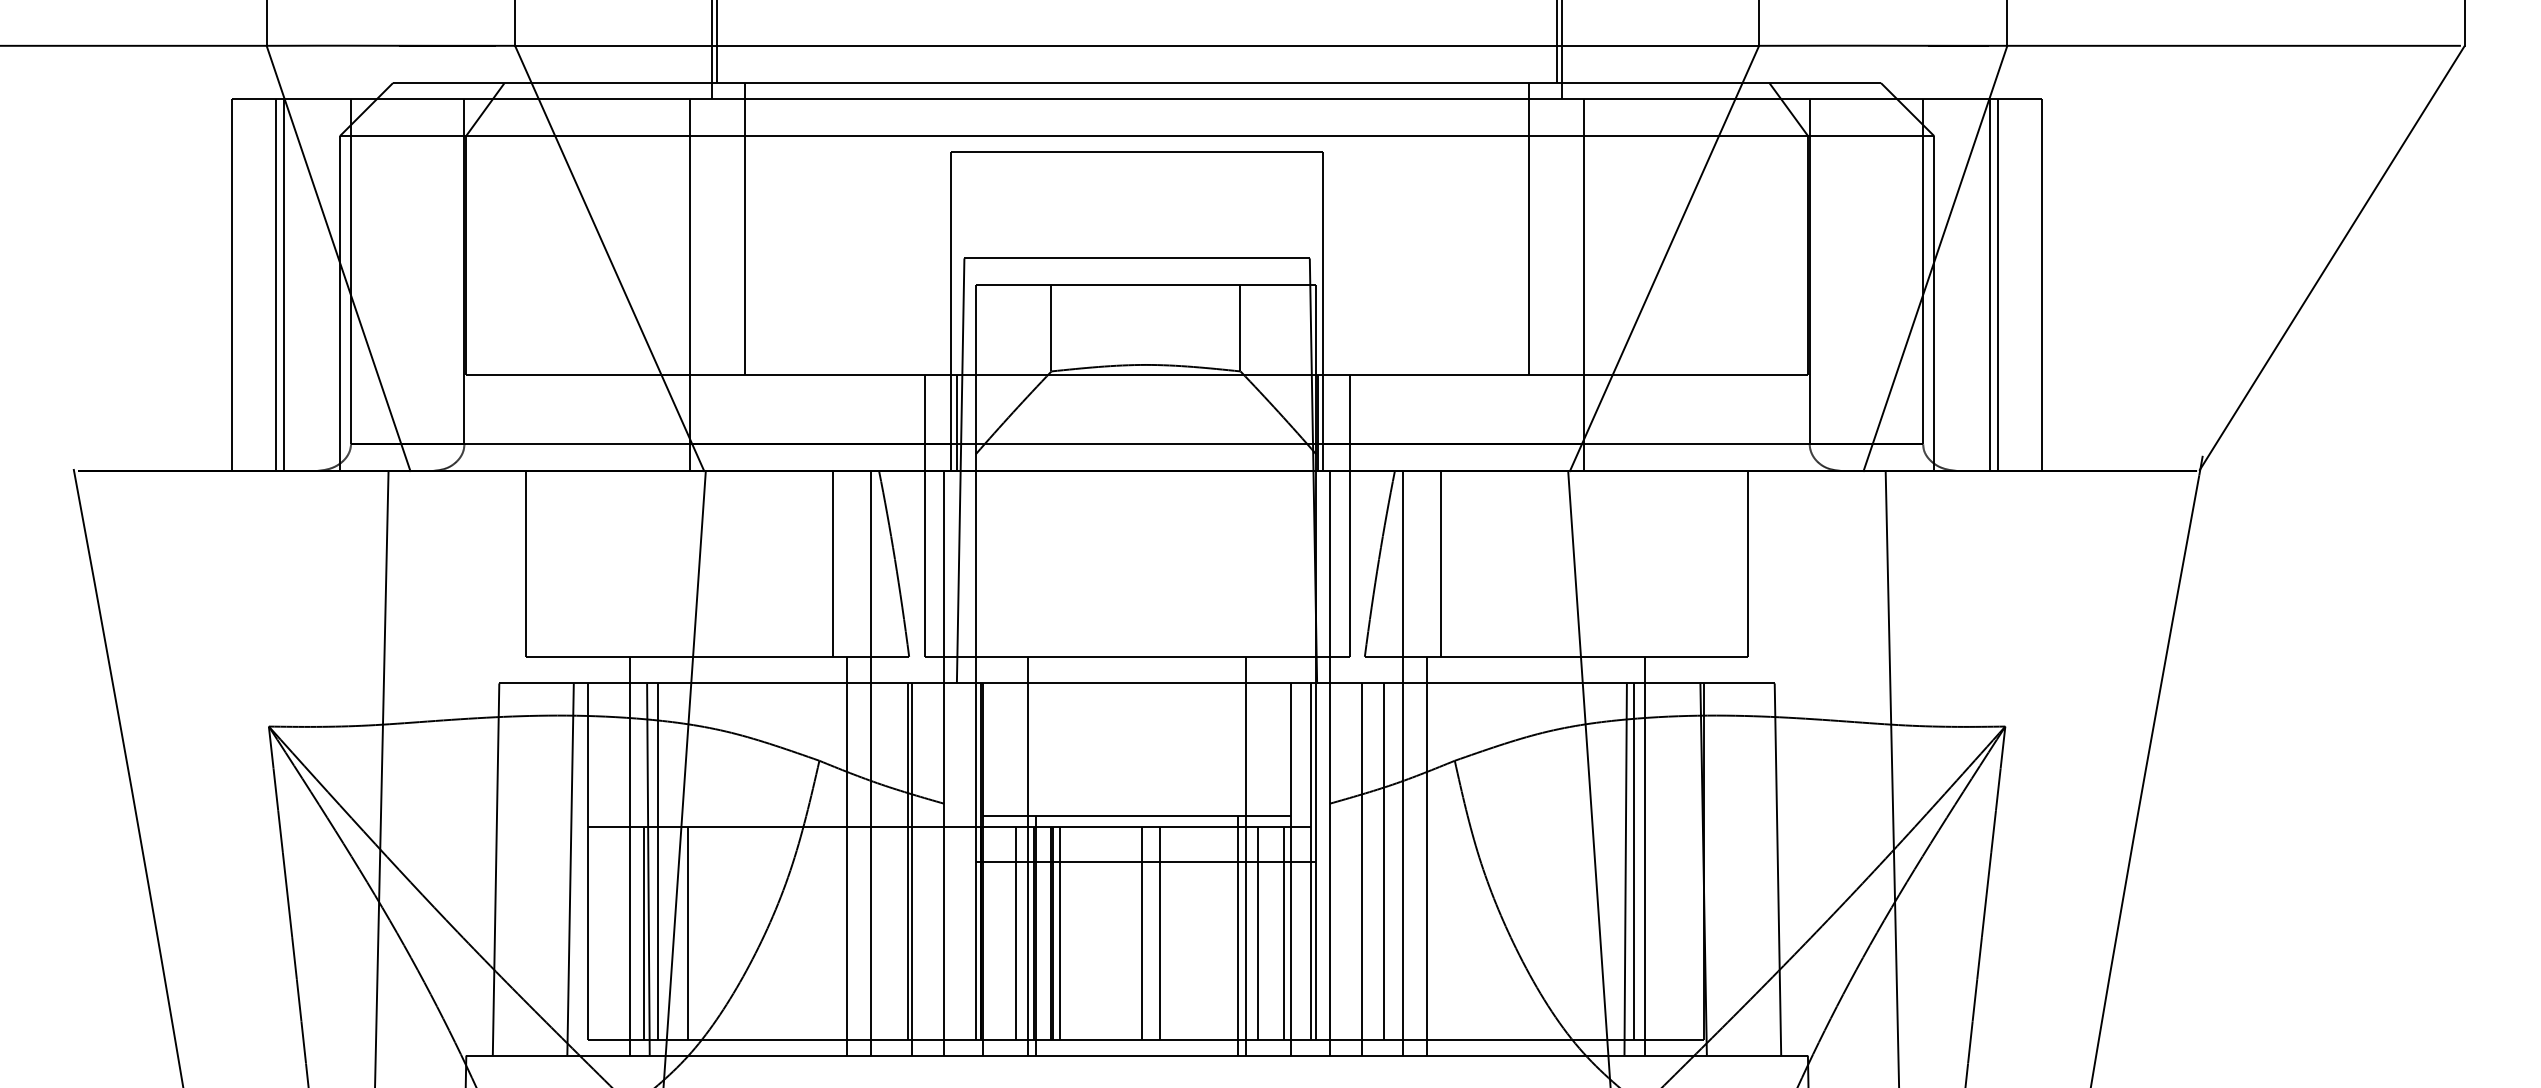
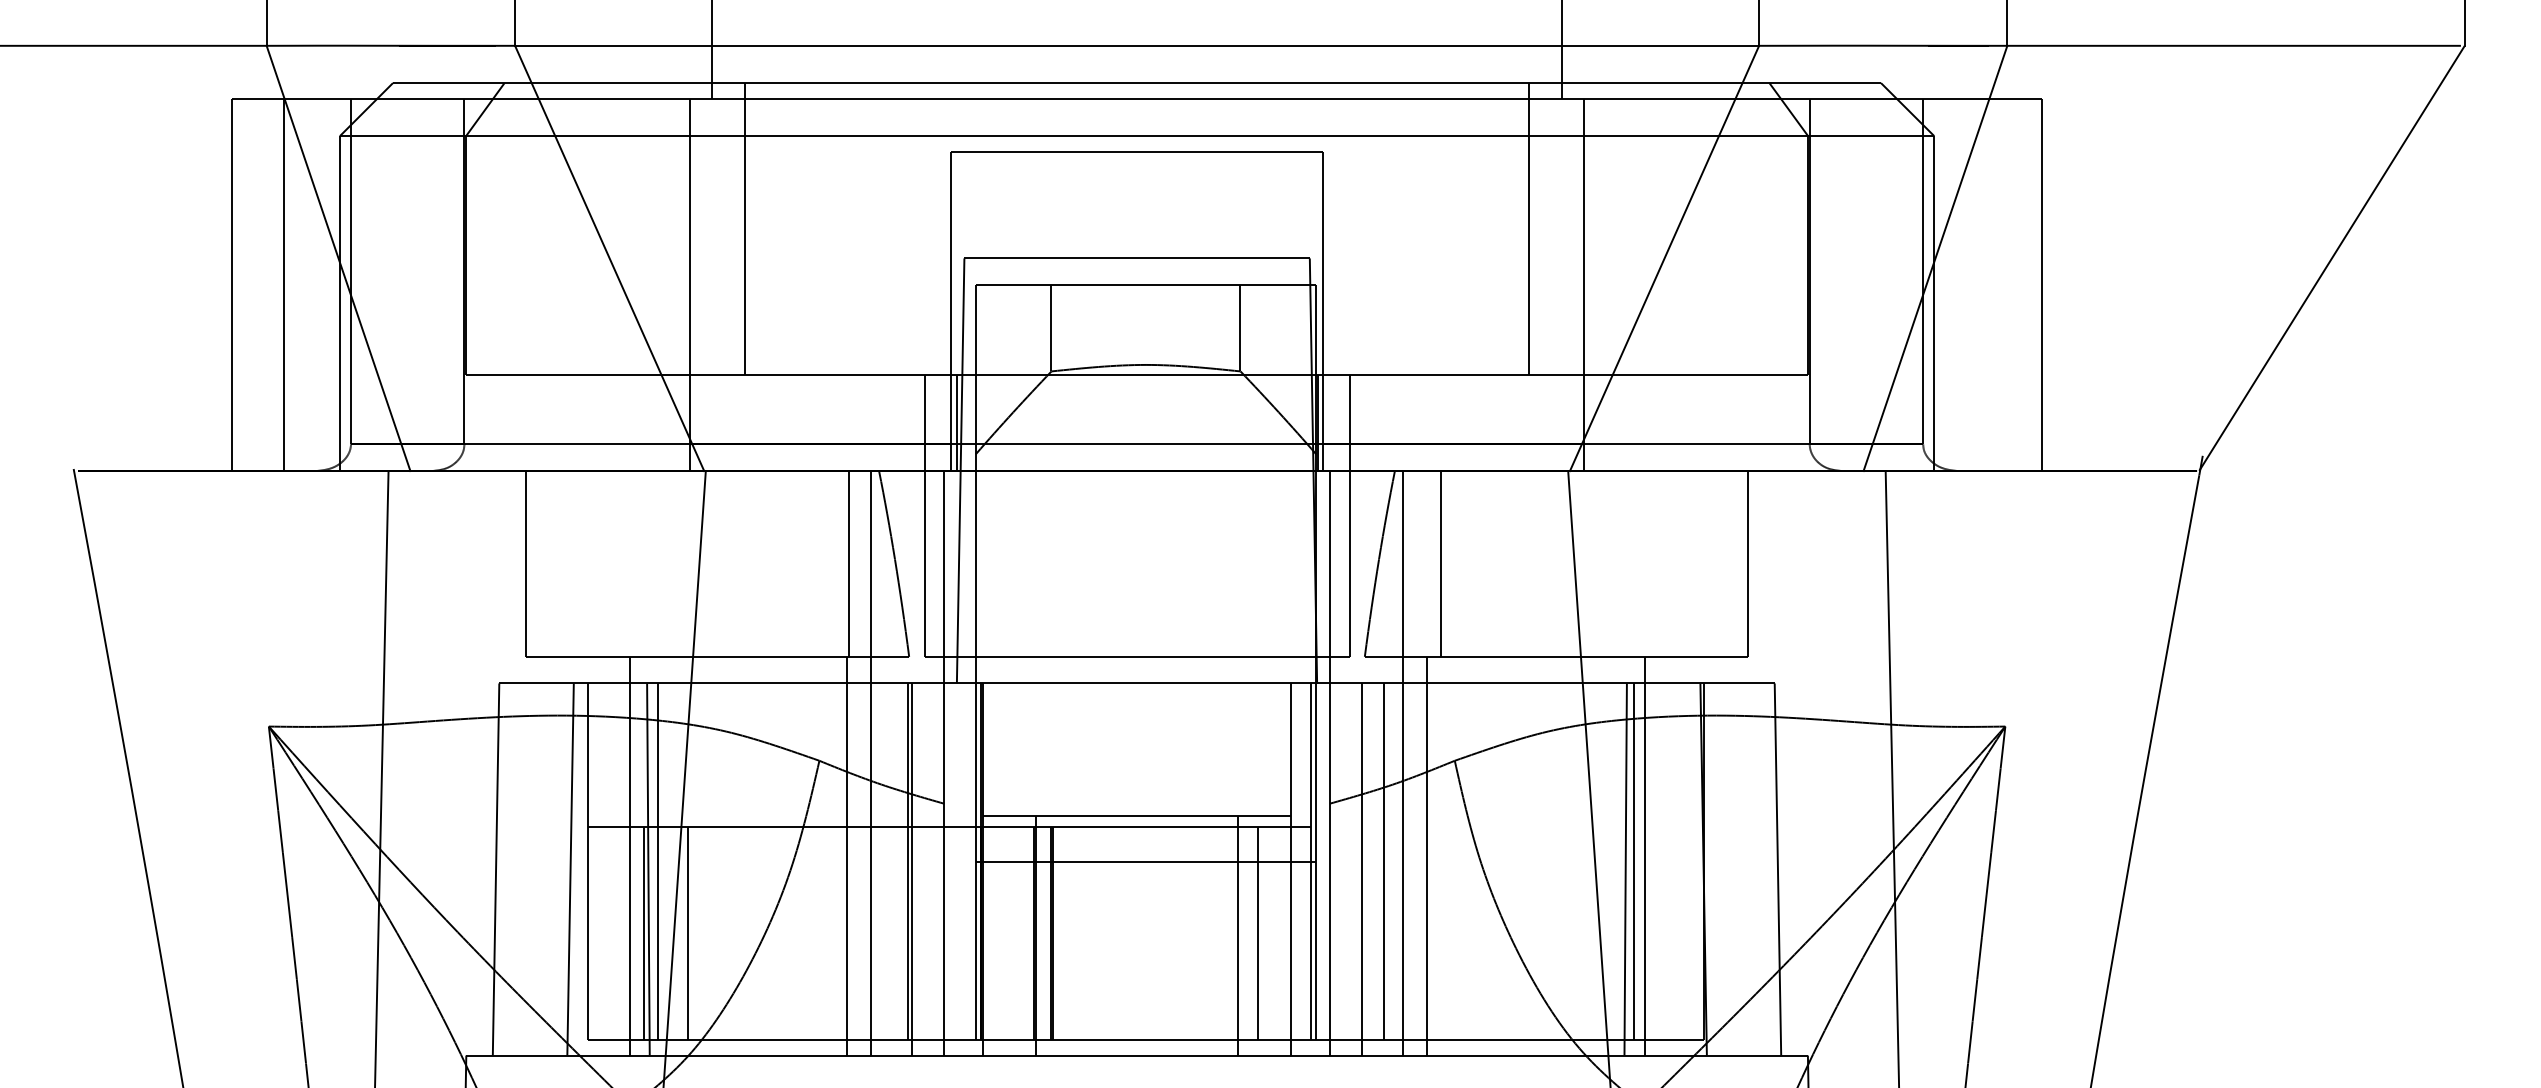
line: present -> none (717, 42)
line: present -> none (1556, 42)
line: present -> none (276, 284)
line: present -> none (1989, 284)
line: present -> none (1998, 284)
line position: (833, 563) -> (849, 563) (849, 563)
line: present -> none (1028, 855)
line: present -> none (1246, 855)
line: present -> none (1016, 932)
line: present -> none (1060, 932)
line: present -> none (1142, 932)
line: present -> none (1159, 932)
line: present -> none (1284, 932)
